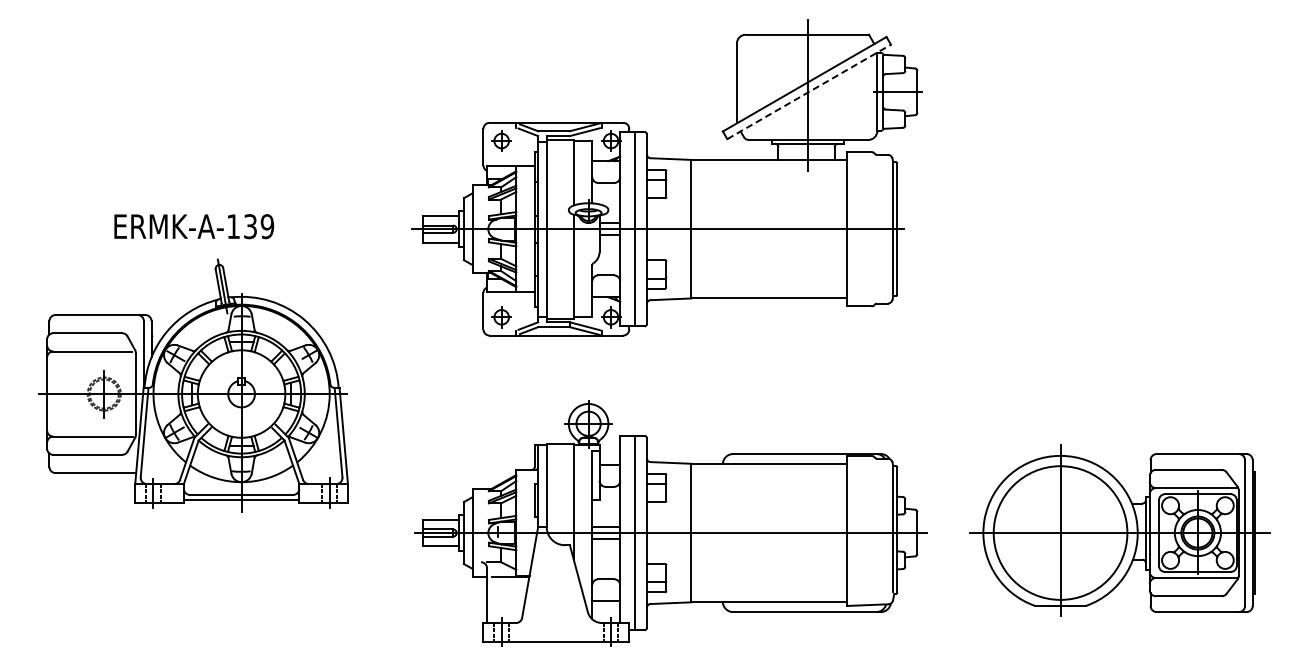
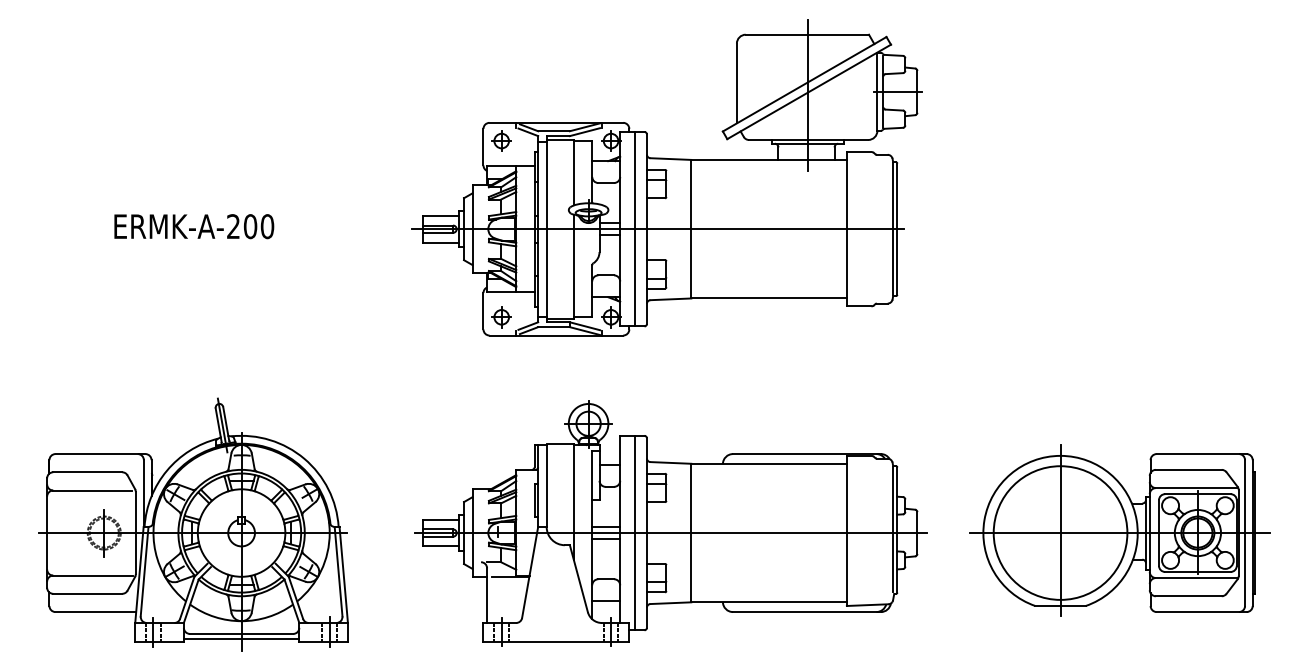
line: dashed -> solid (809, 91)
text: ERMK-A-139 -> ERMK-A-200 (250, 226)
part position: (193, 385) -> (193, 524) (193, 524)
